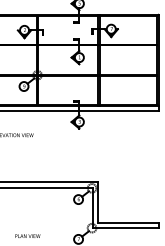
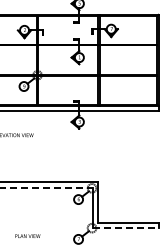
line: solid -> dashed (47, 187)
line: solid -> dashed (125, 228)
